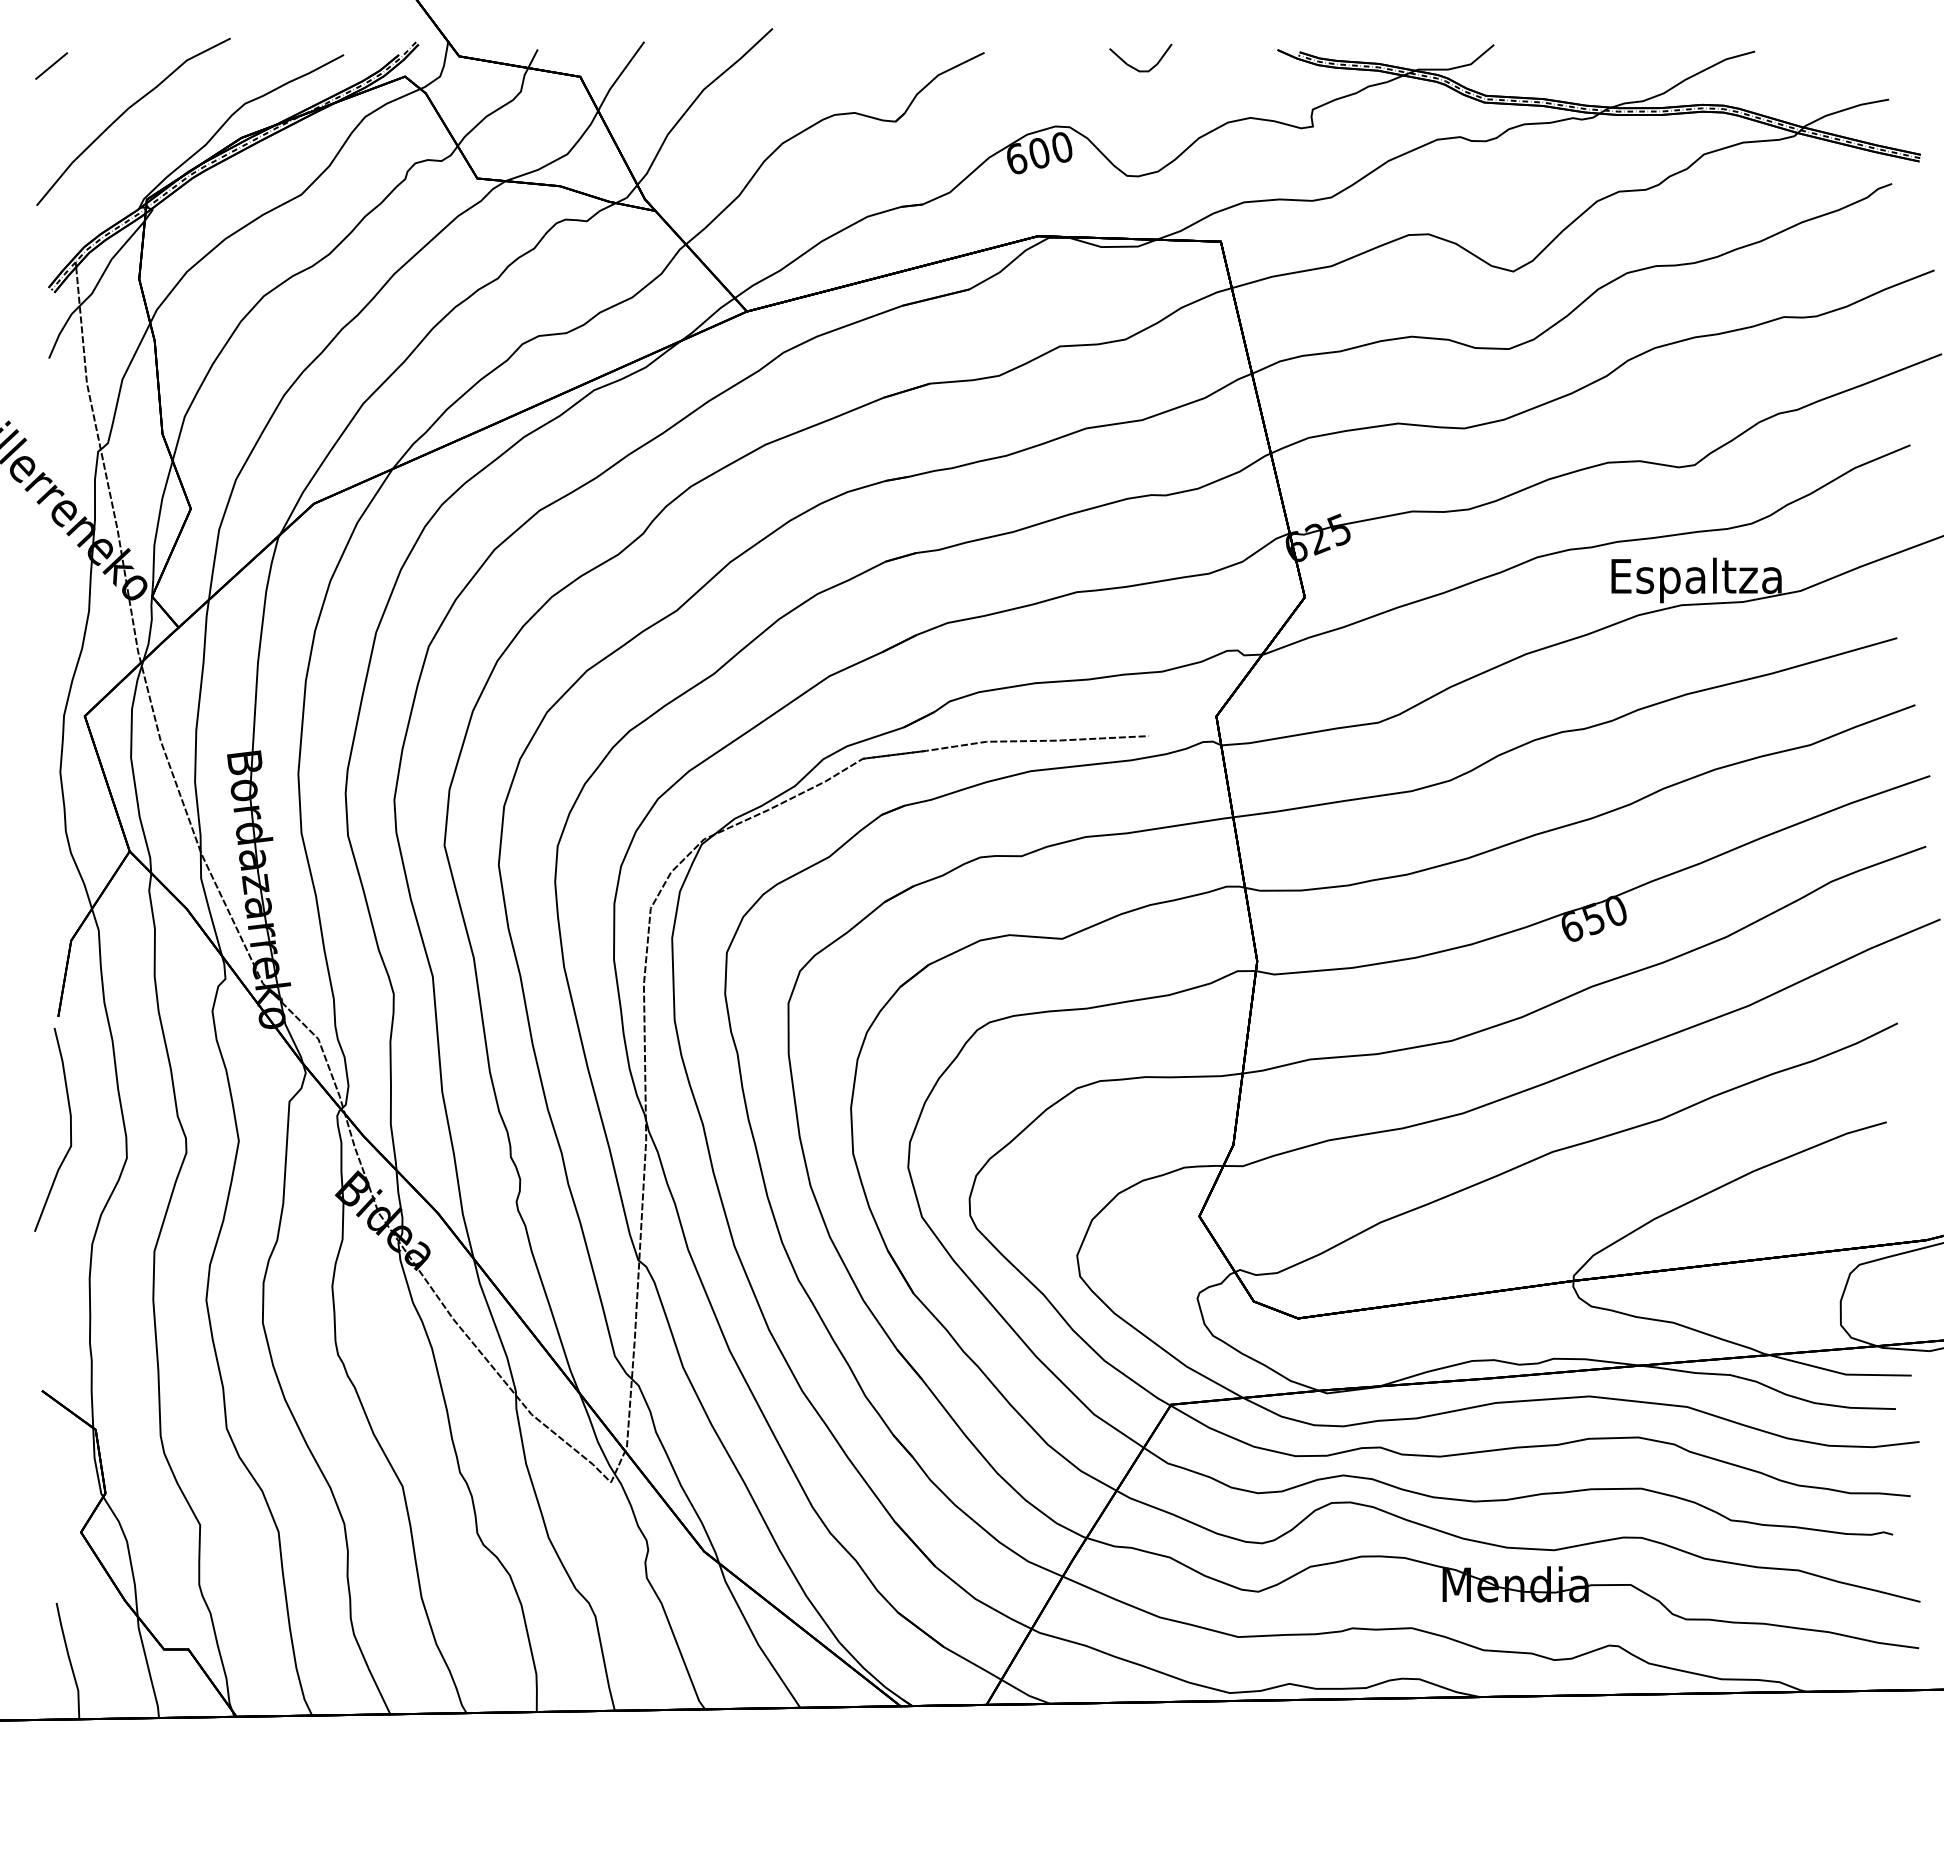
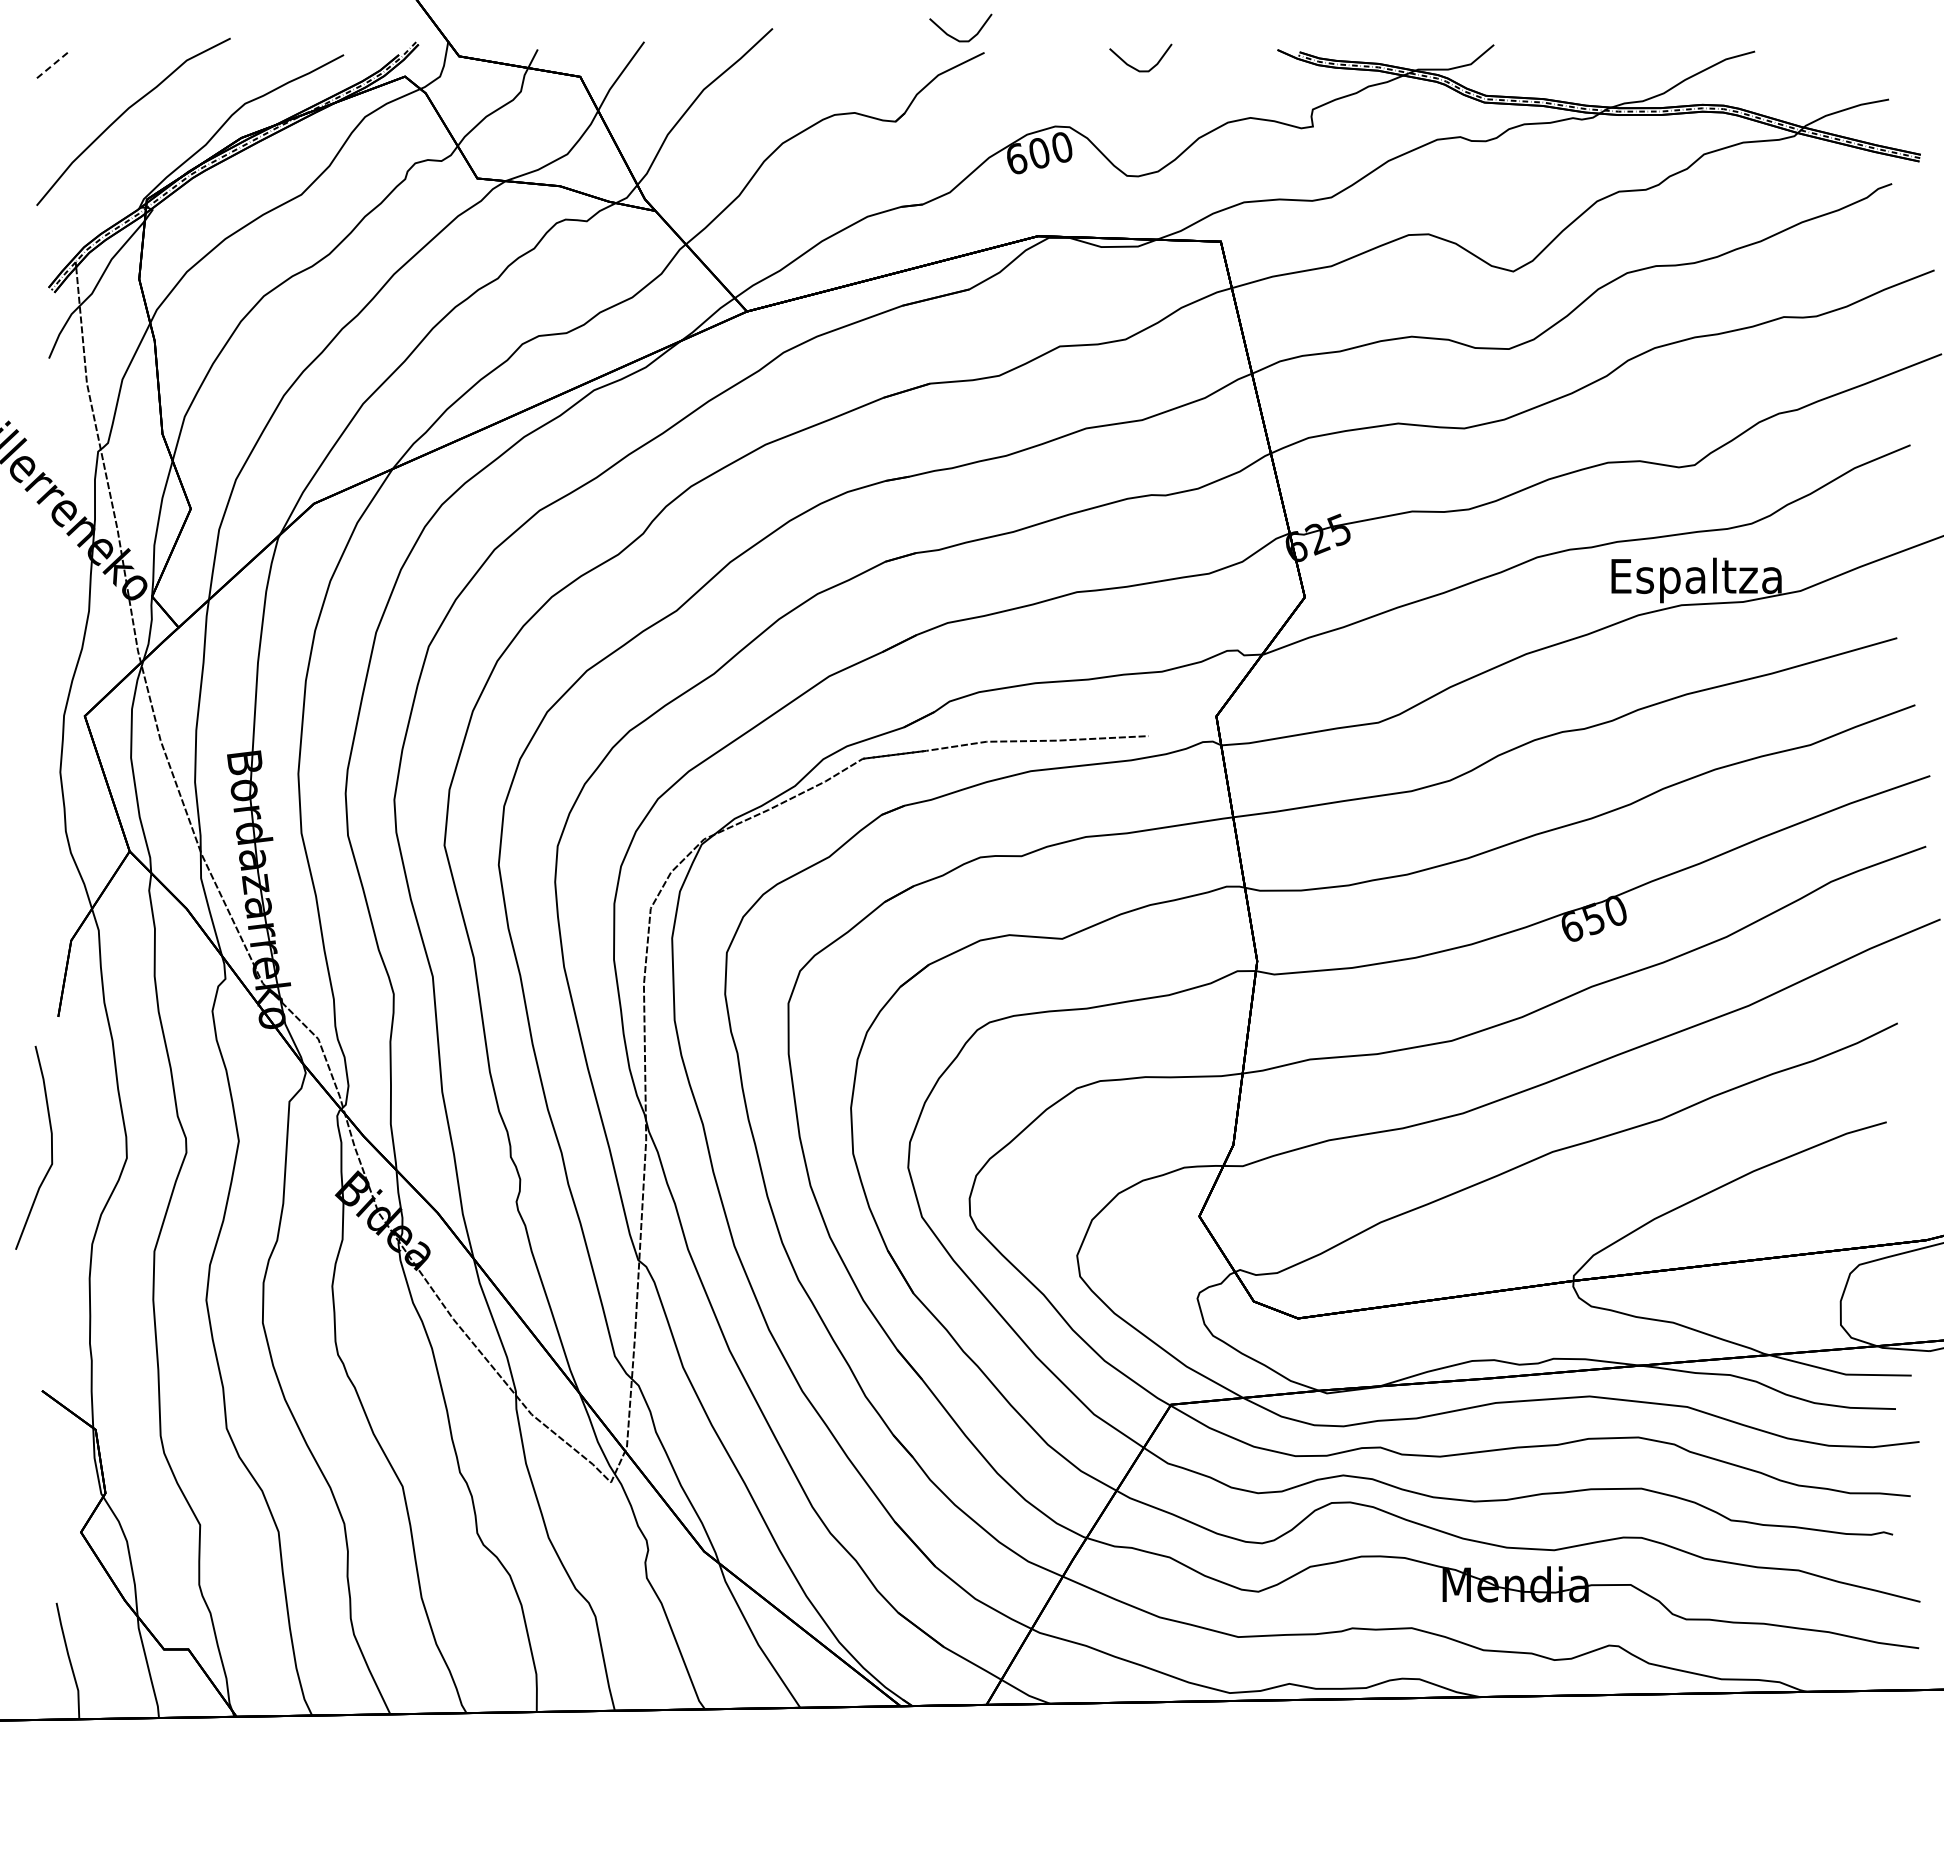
curve: none -> present (954, 37)
line: solid -> dashed (51, 66)
curve position: (70, 1129) -> (51, 1147) (51, 1147)
